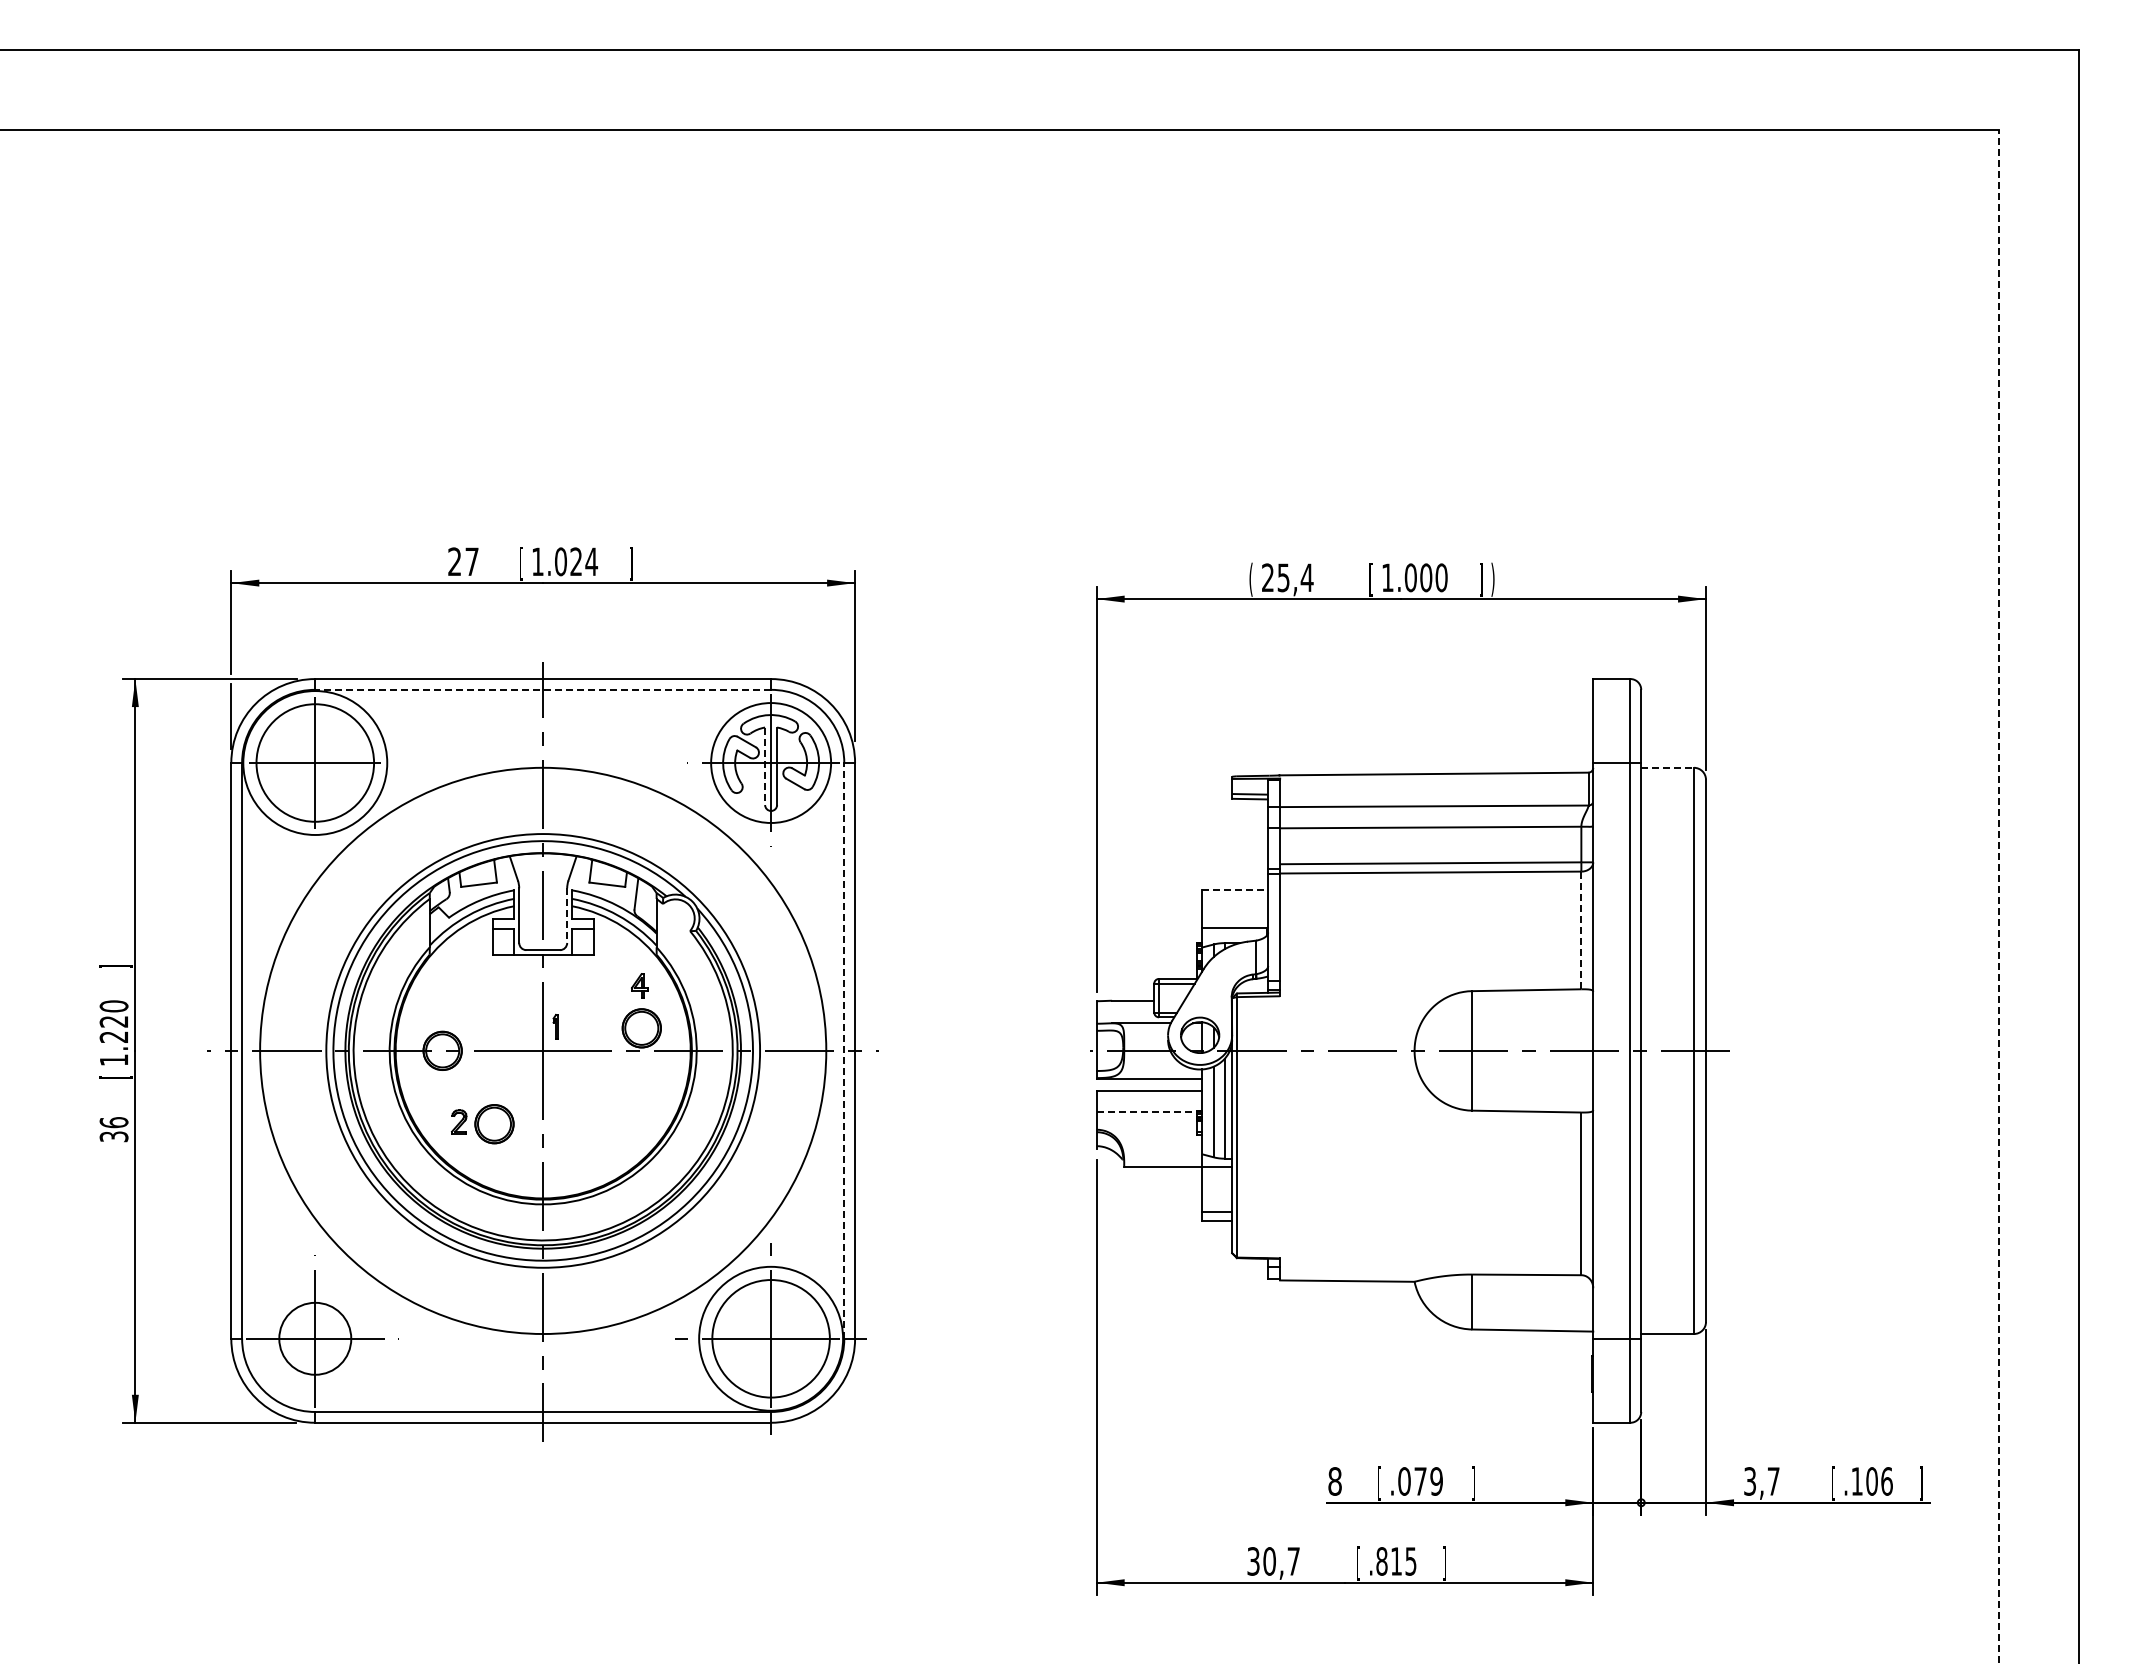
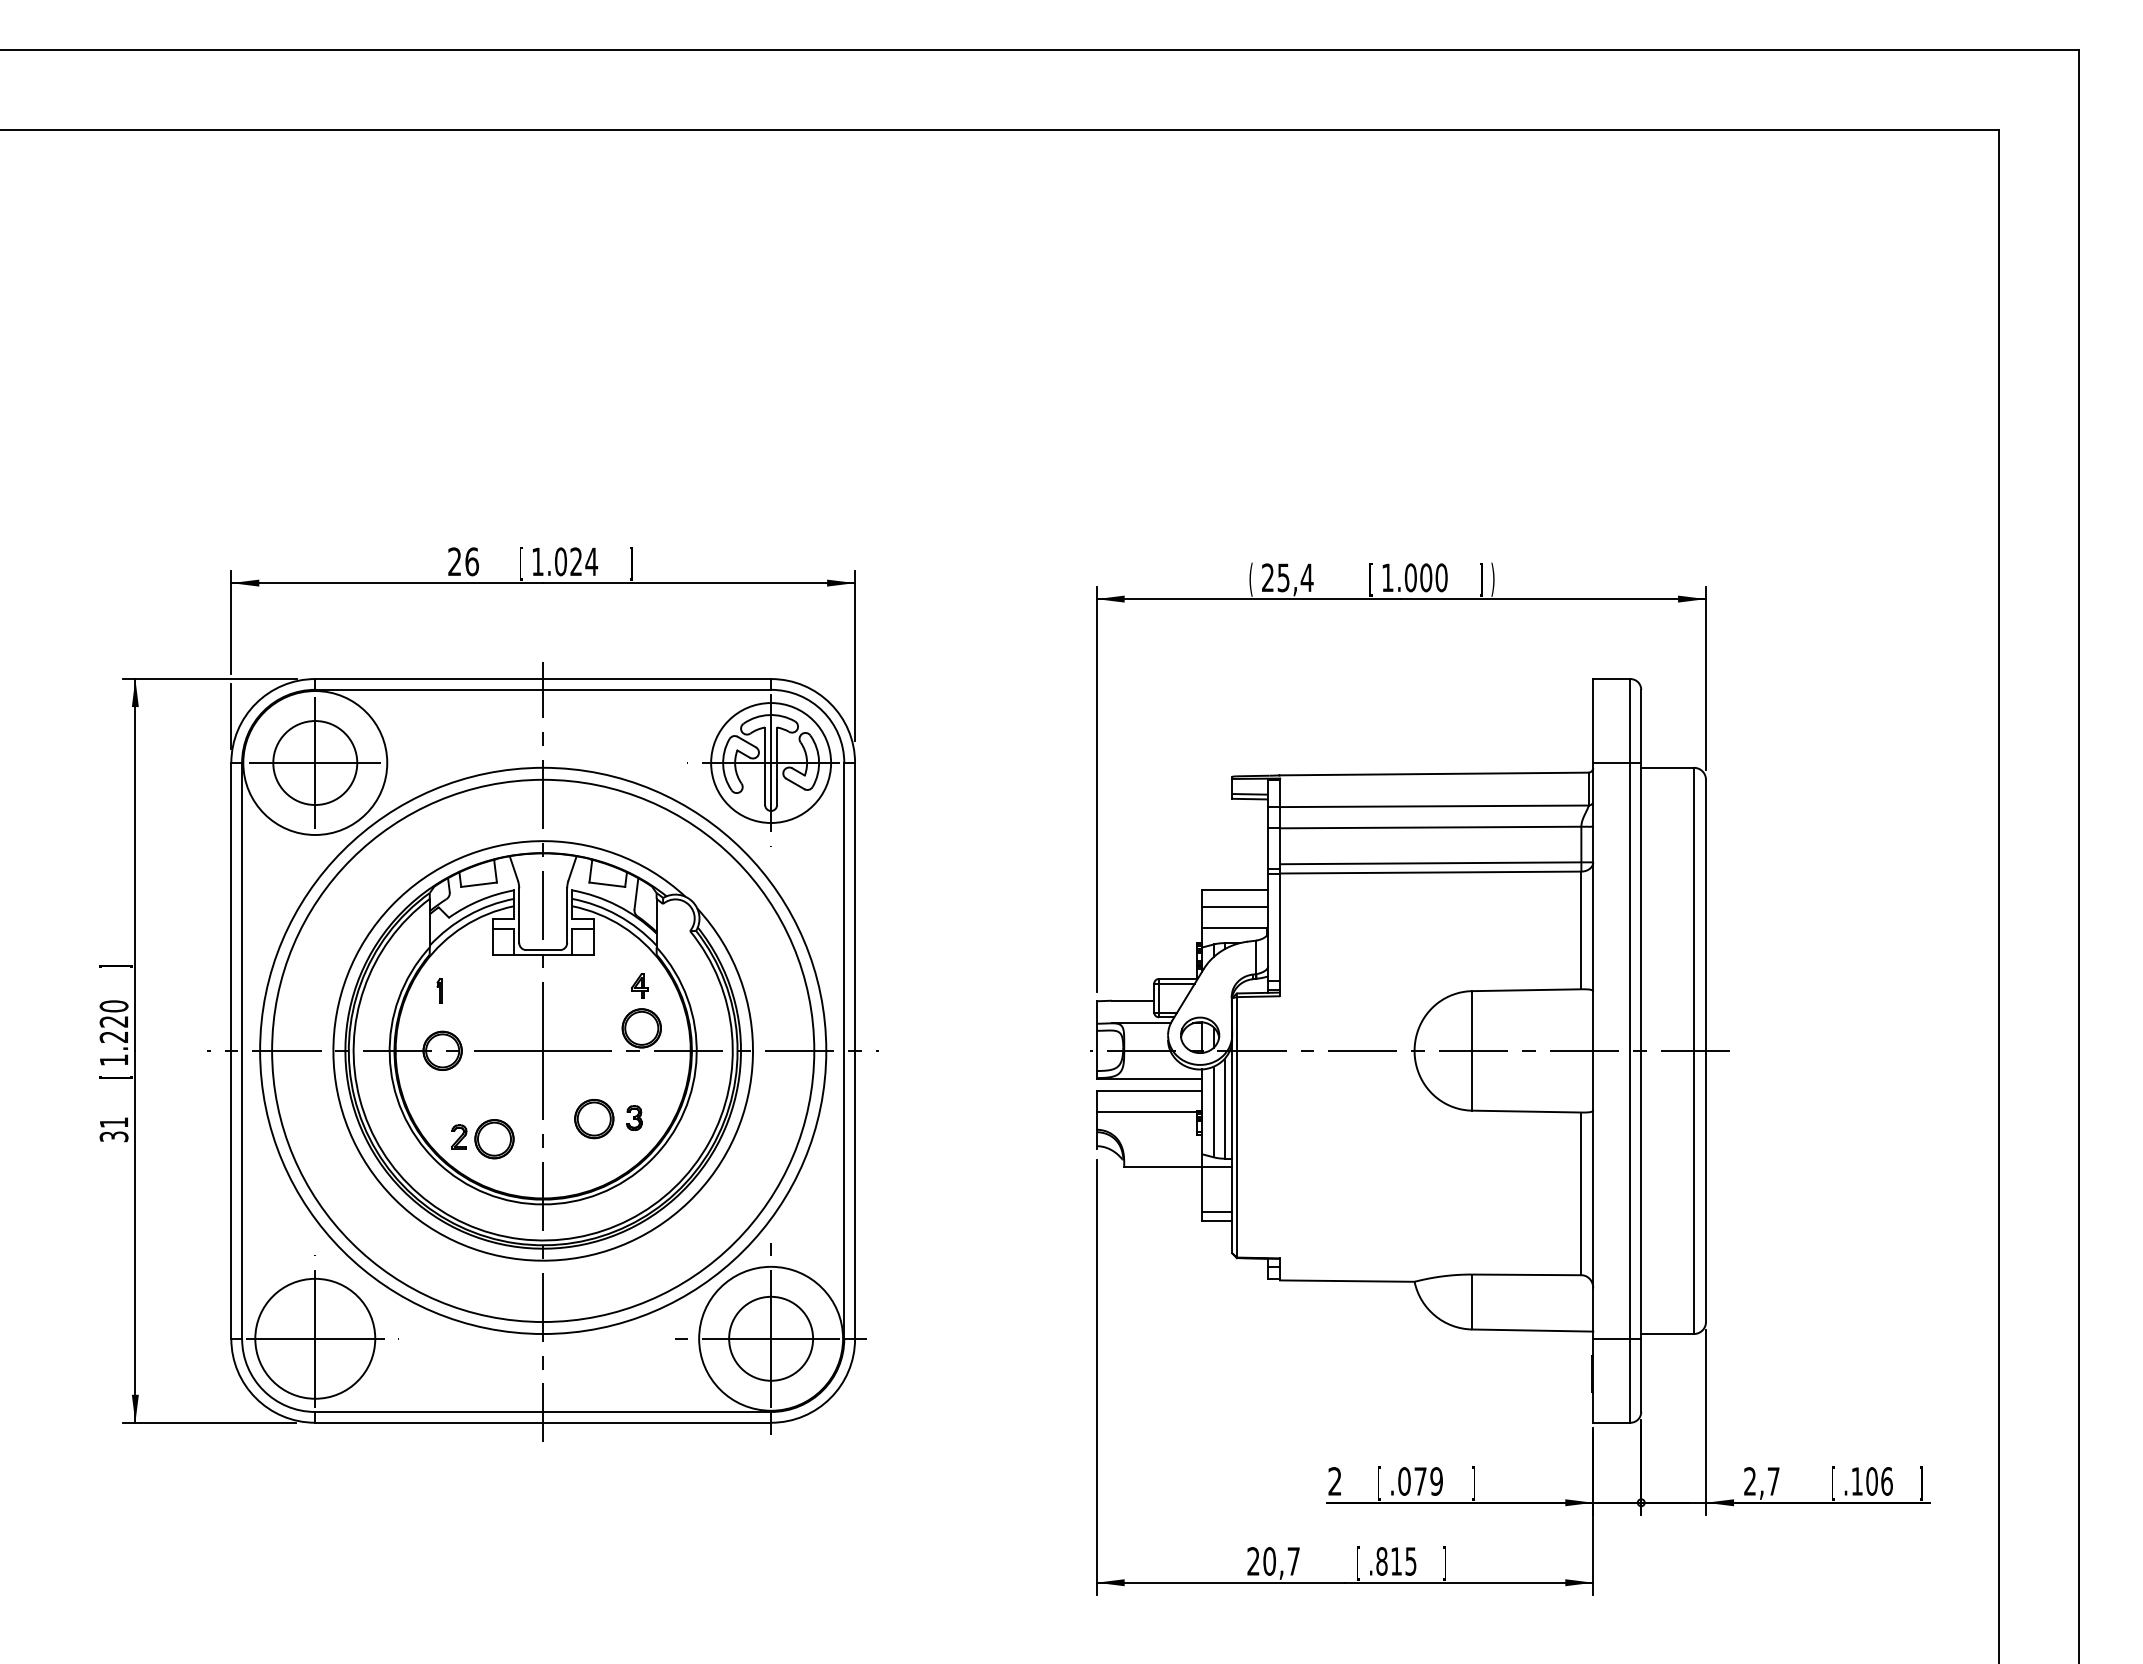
text: 27 -> 26 (472, 561)
line: dashed -> solid (543, 689)
circle diameter: 118 px -> 84 px (315, 763)
line: dashed -> solid (765, 766)
line: dashed -> solid (1668, 767)
line: dashed -> solid (1235, 890)
line: dashed -> solid (1998, 896)
line: none -> present (1235, 907)
line: dashed -> solid (567, 916)
line: dashed -> solid (1581, 930)
part position: (555, 1026) -> (439, 990) (439, 990)
circle diameter: 434 px -> 542 px (543, 1050)
line: dashed -> solid (844, 1050)
line: dashed -> solid (1147, 1111)
part: none -> present (634, 1118)
part: none -> present (594, 1119)
text: 36 -> 31 (113, 1122)
part position: (482, 1124) -> (482, 1139) (482, 1139)
circle diameter: 72 px -> 120 px (315, 1338)
circle diameter: 118 px -> 84 px (771, 1338)
text: 8 -> 2 (1334, 1481)
text: 3,7 -> 2,7 (1749, 1481)
text: 30,7 -> 20,7 (1253, 1561)
